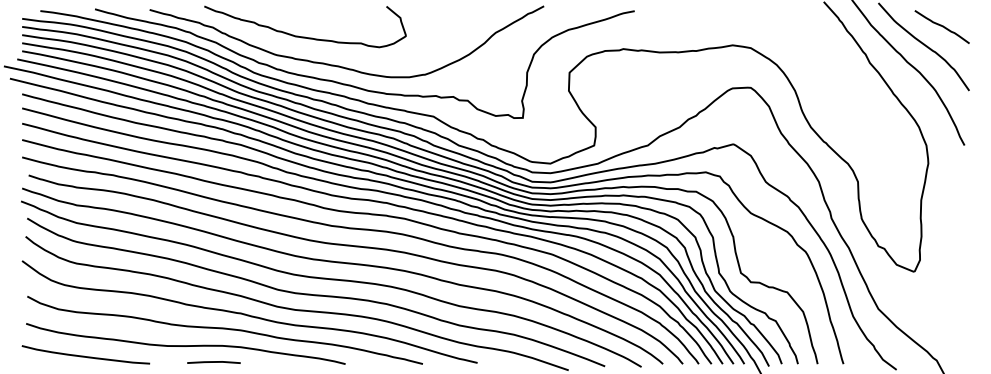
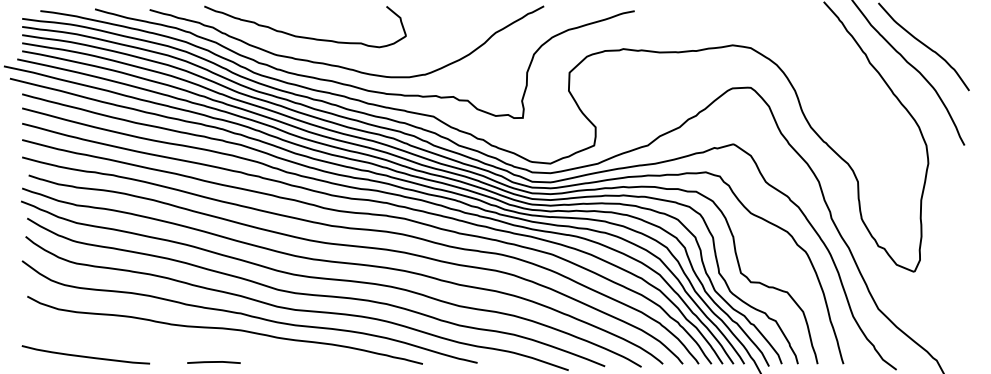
curve: present -> none (941, 26)
curve: present -> none (185, 345)
